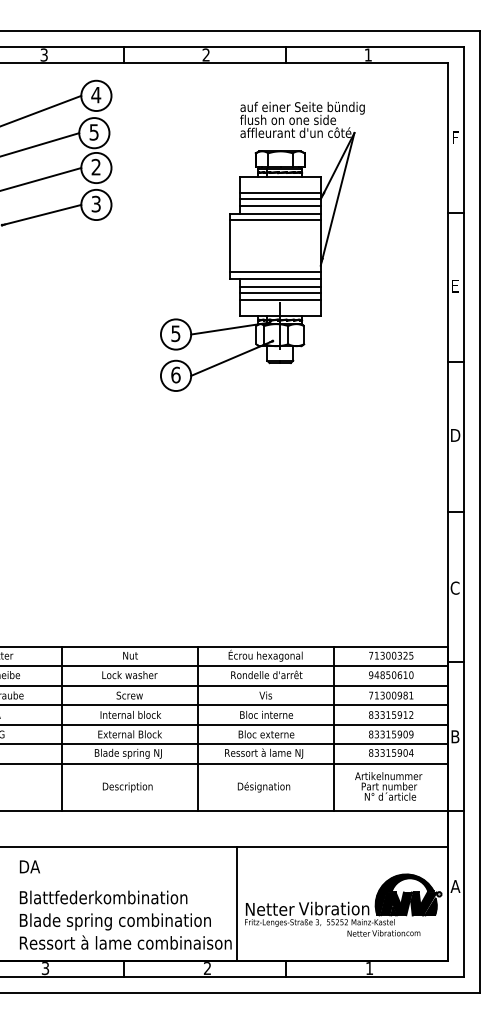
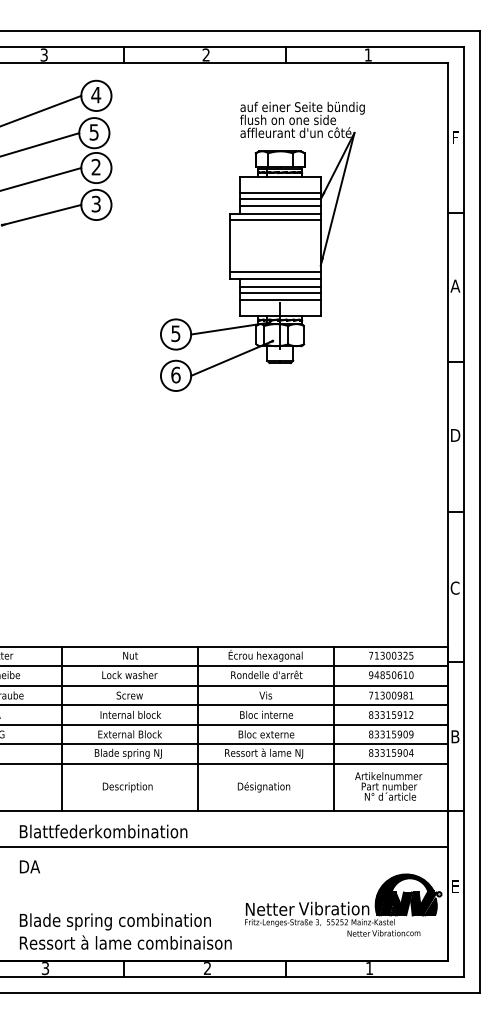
text: E -> A (455, 285)
text: A -> E (455, 886)
text position: (103, 897) -> (103, 831) (103, 831)
line: present -> none (237, 903)
